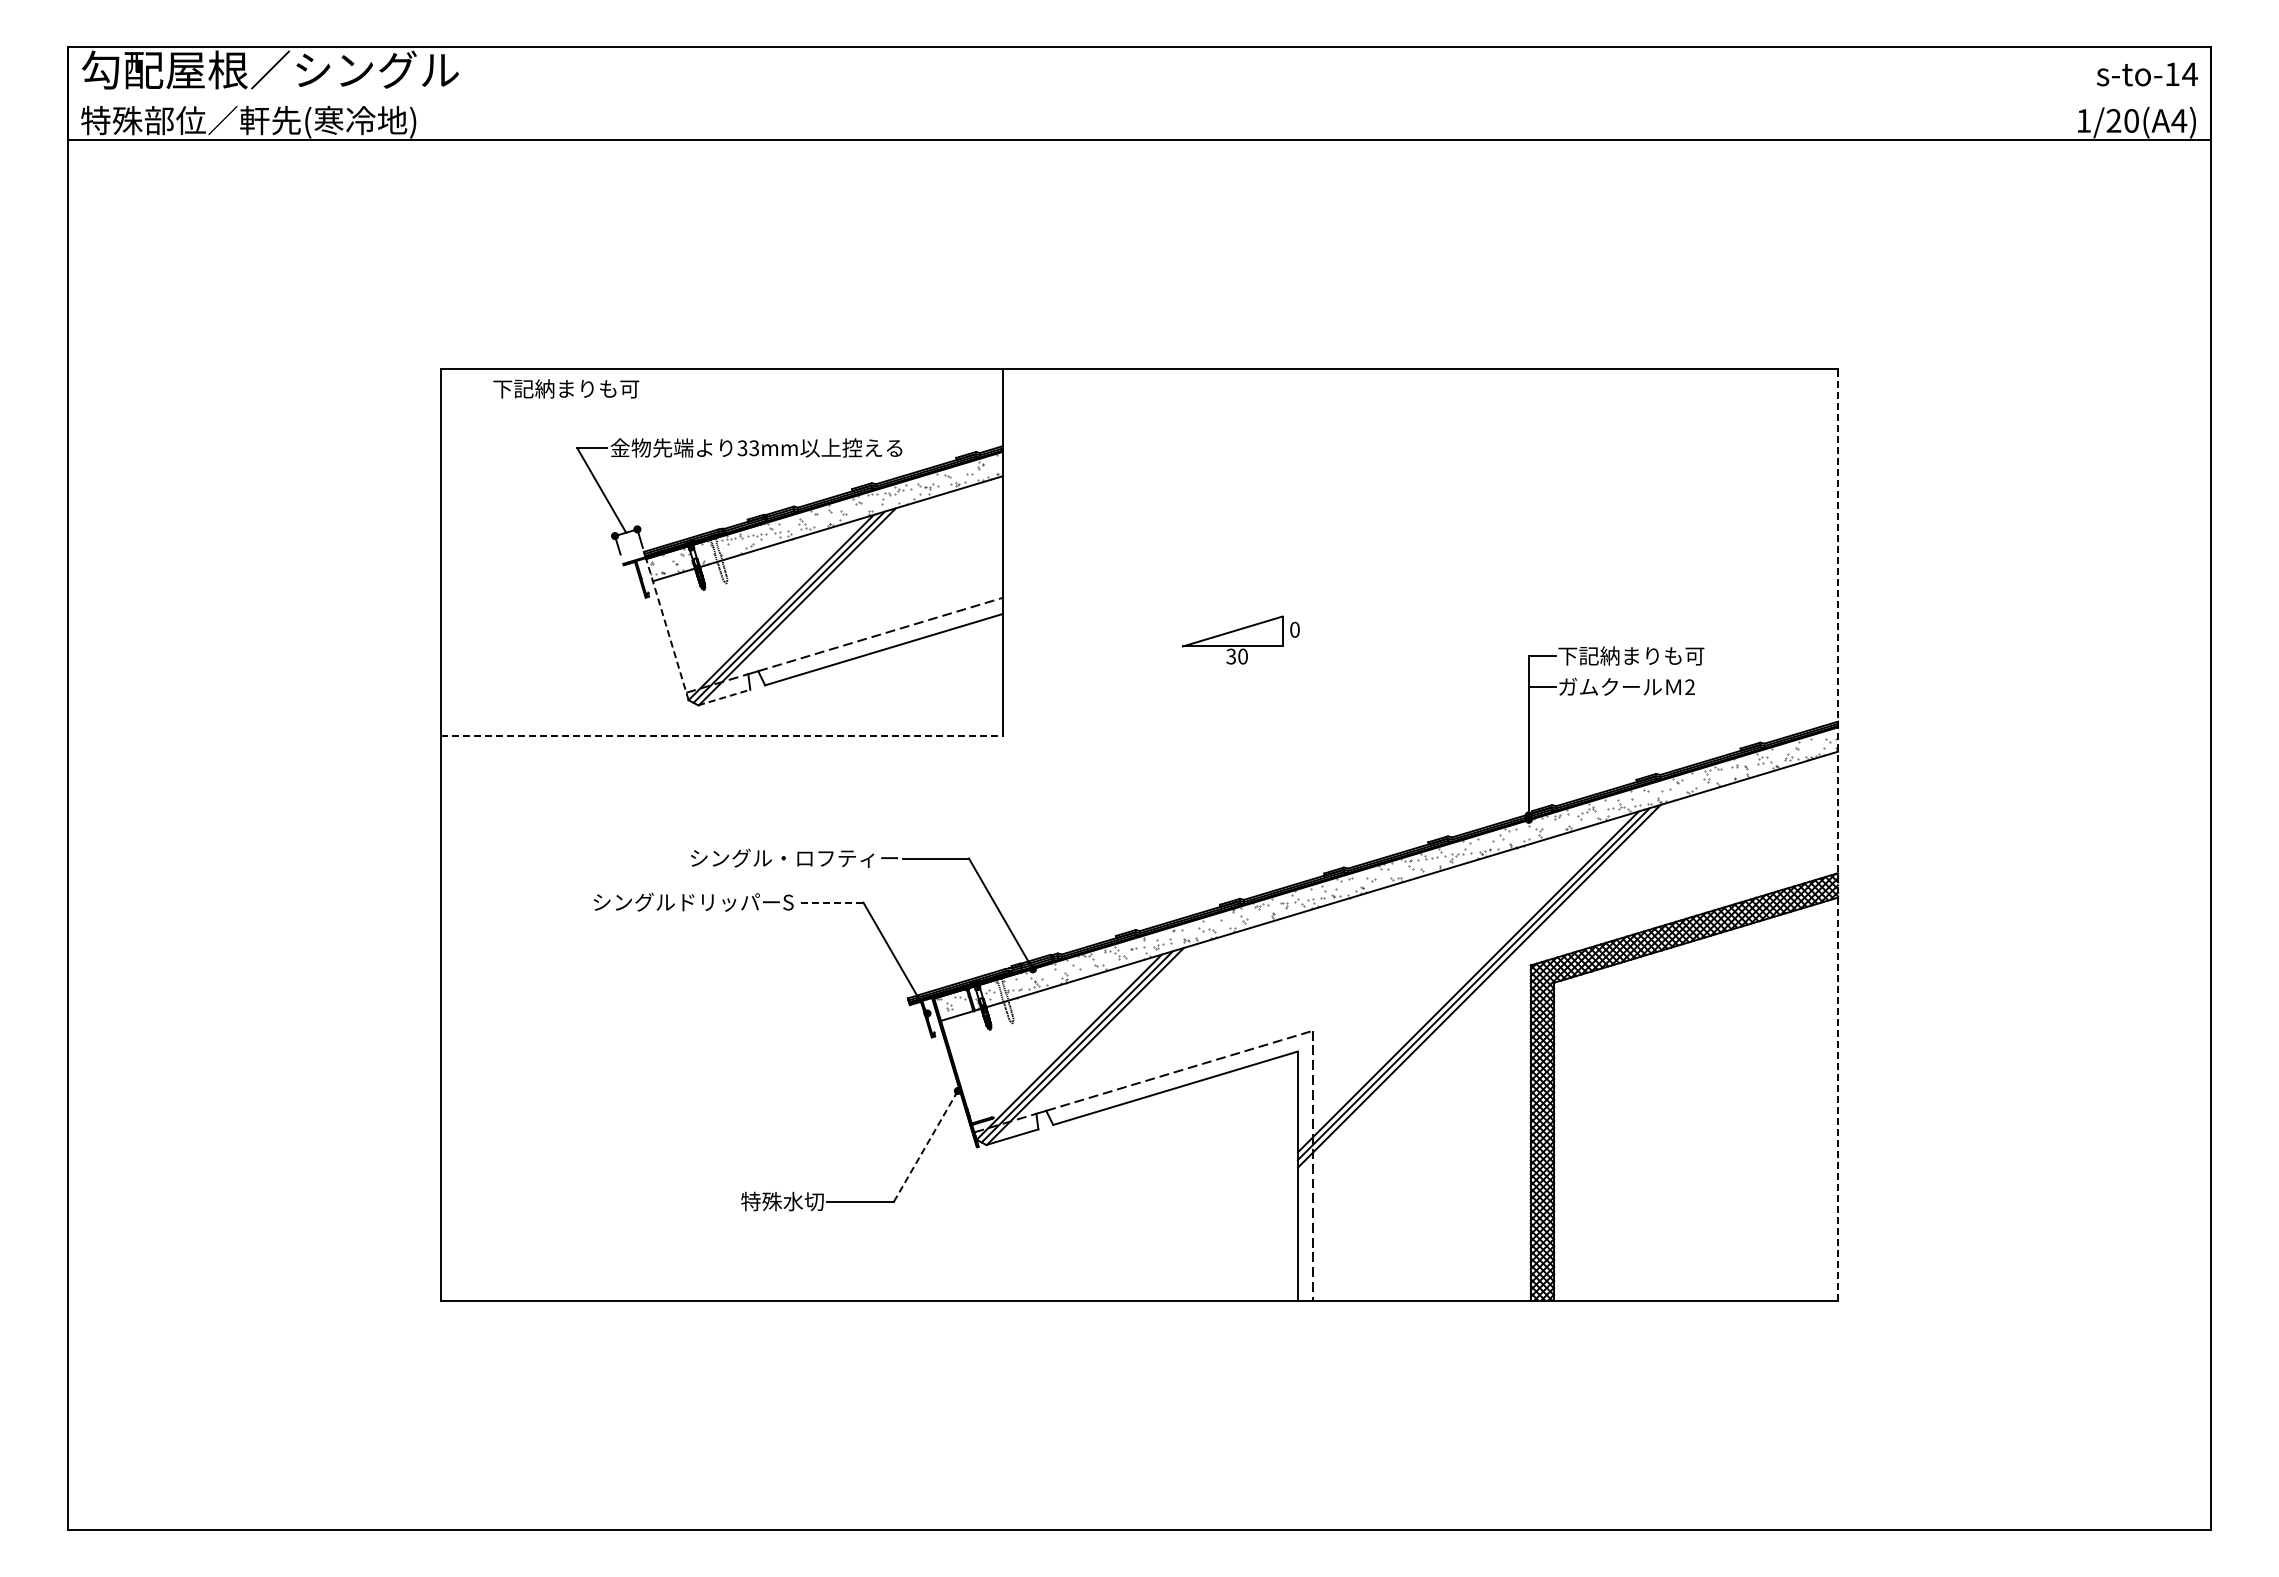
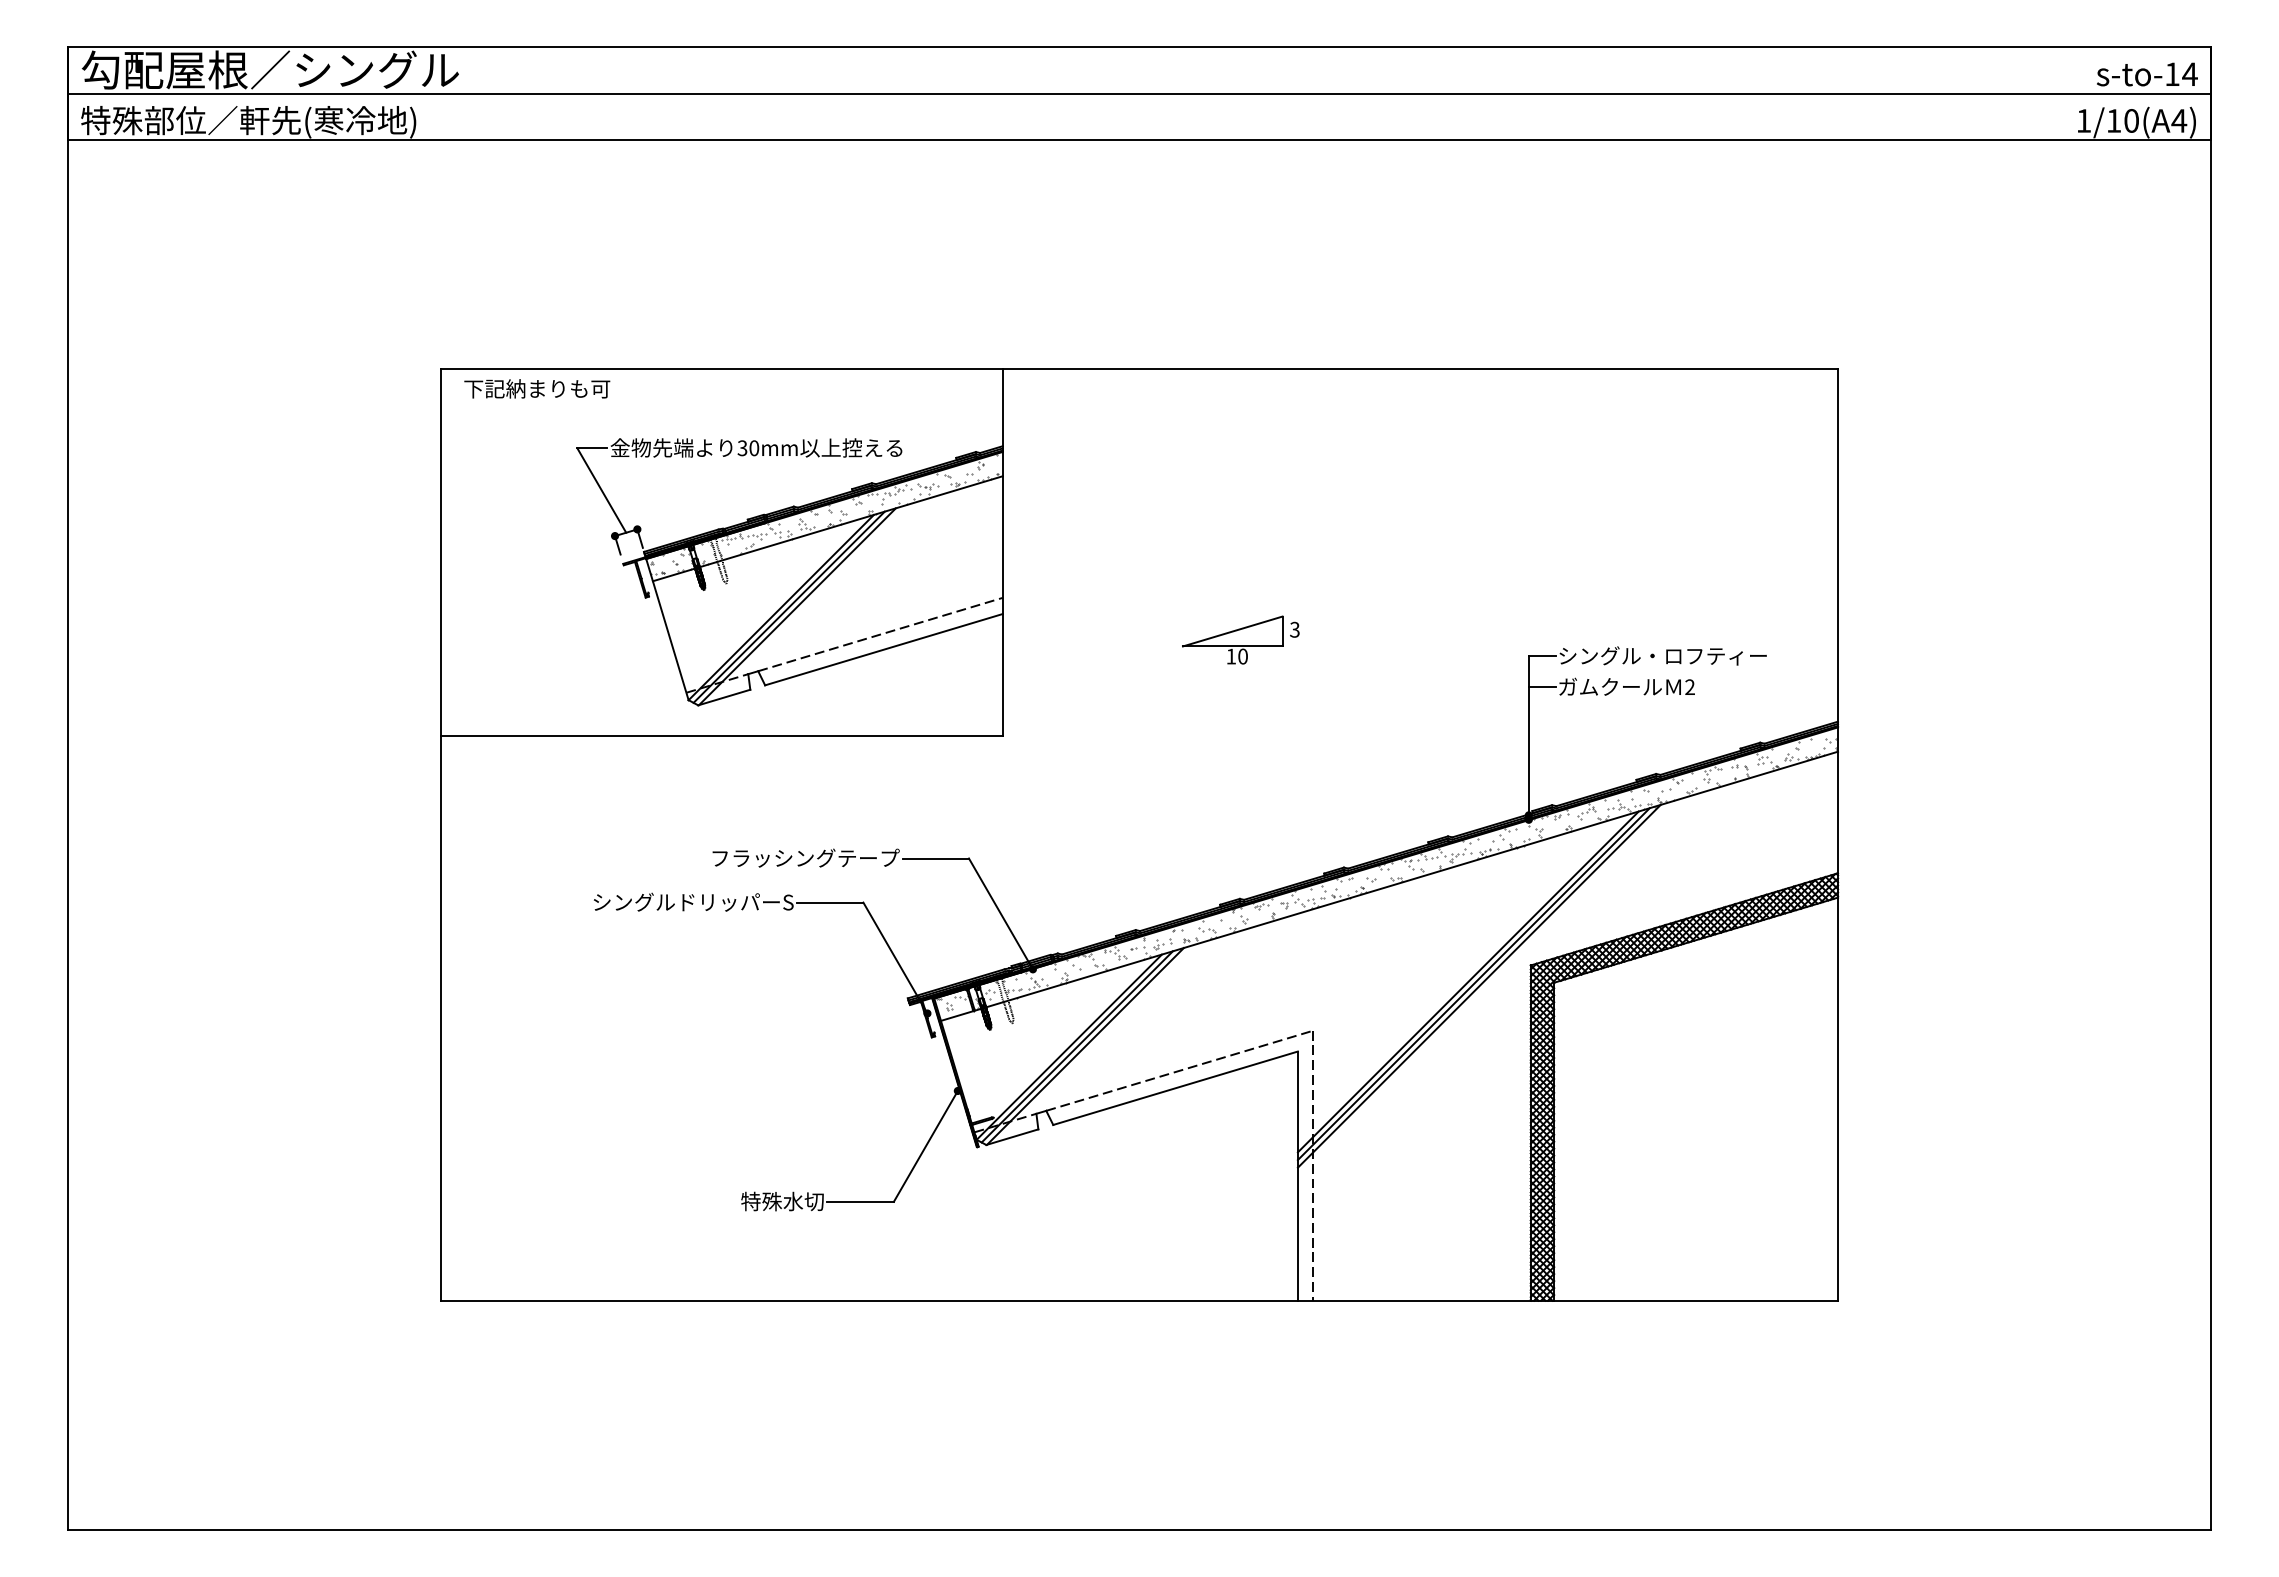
line: none -> present (1139, 93)
text: 1/20(A4) -> 1/10(A4) (2113, 120)
text position: (566, 388) -> (537, 388) (537, 388)
text: 33mm -> 30mm (754, 448)
line: dashed -> solid (667, 629)
text: 0 -> 3 (1294, 629)
text: 下記納まりも可 -> シングル・ロフティー (1662, 655)
text: 30 -> 10 (1230, 656)
line: dashed -> solid (724, 697)
line: dashed -> solid (721, 736)
line: dashed -> solid (1838, 835)
text: シングル・ロフティー -> フラッシングテープ (795, 857)
line: dashed -> solid (829, 902)
line: dashed -> solid (925, 1146)
